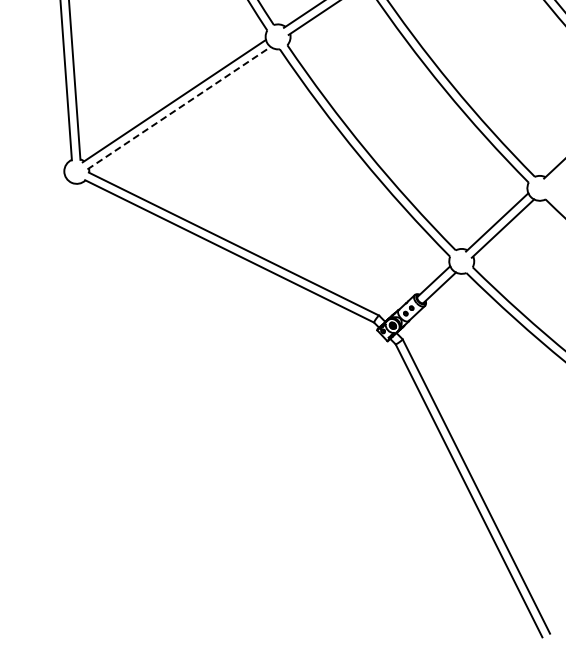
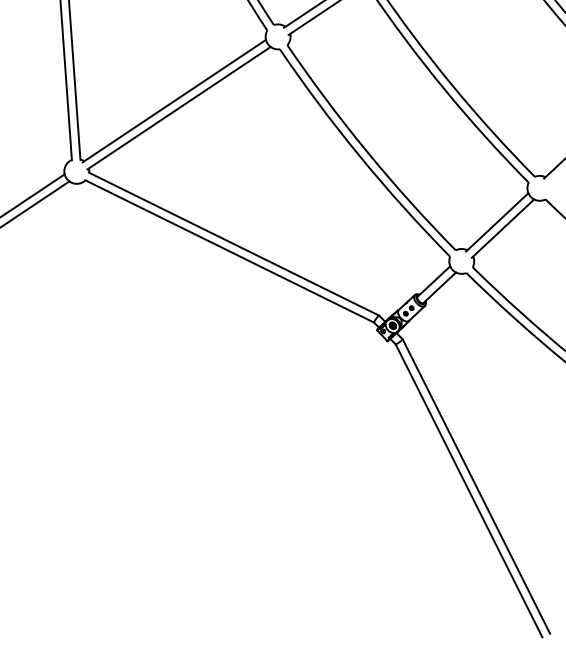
line: dashed -> solid (179, 107)
line: none -> present (33, 194)
line: none -> present (35, 203)
